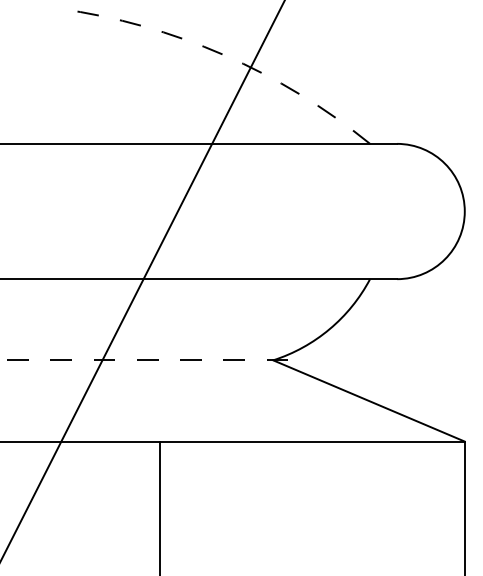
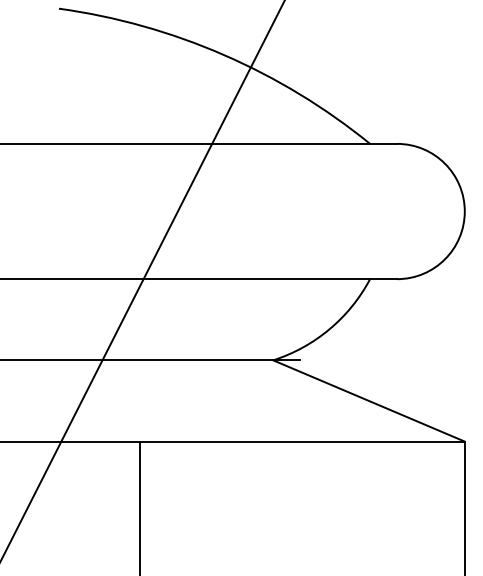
arc: dashed -> solid (223, 54)
line: dashed -> solid (150, 360)
line position: (160, 506) -> (140, 506) (140, 506)
